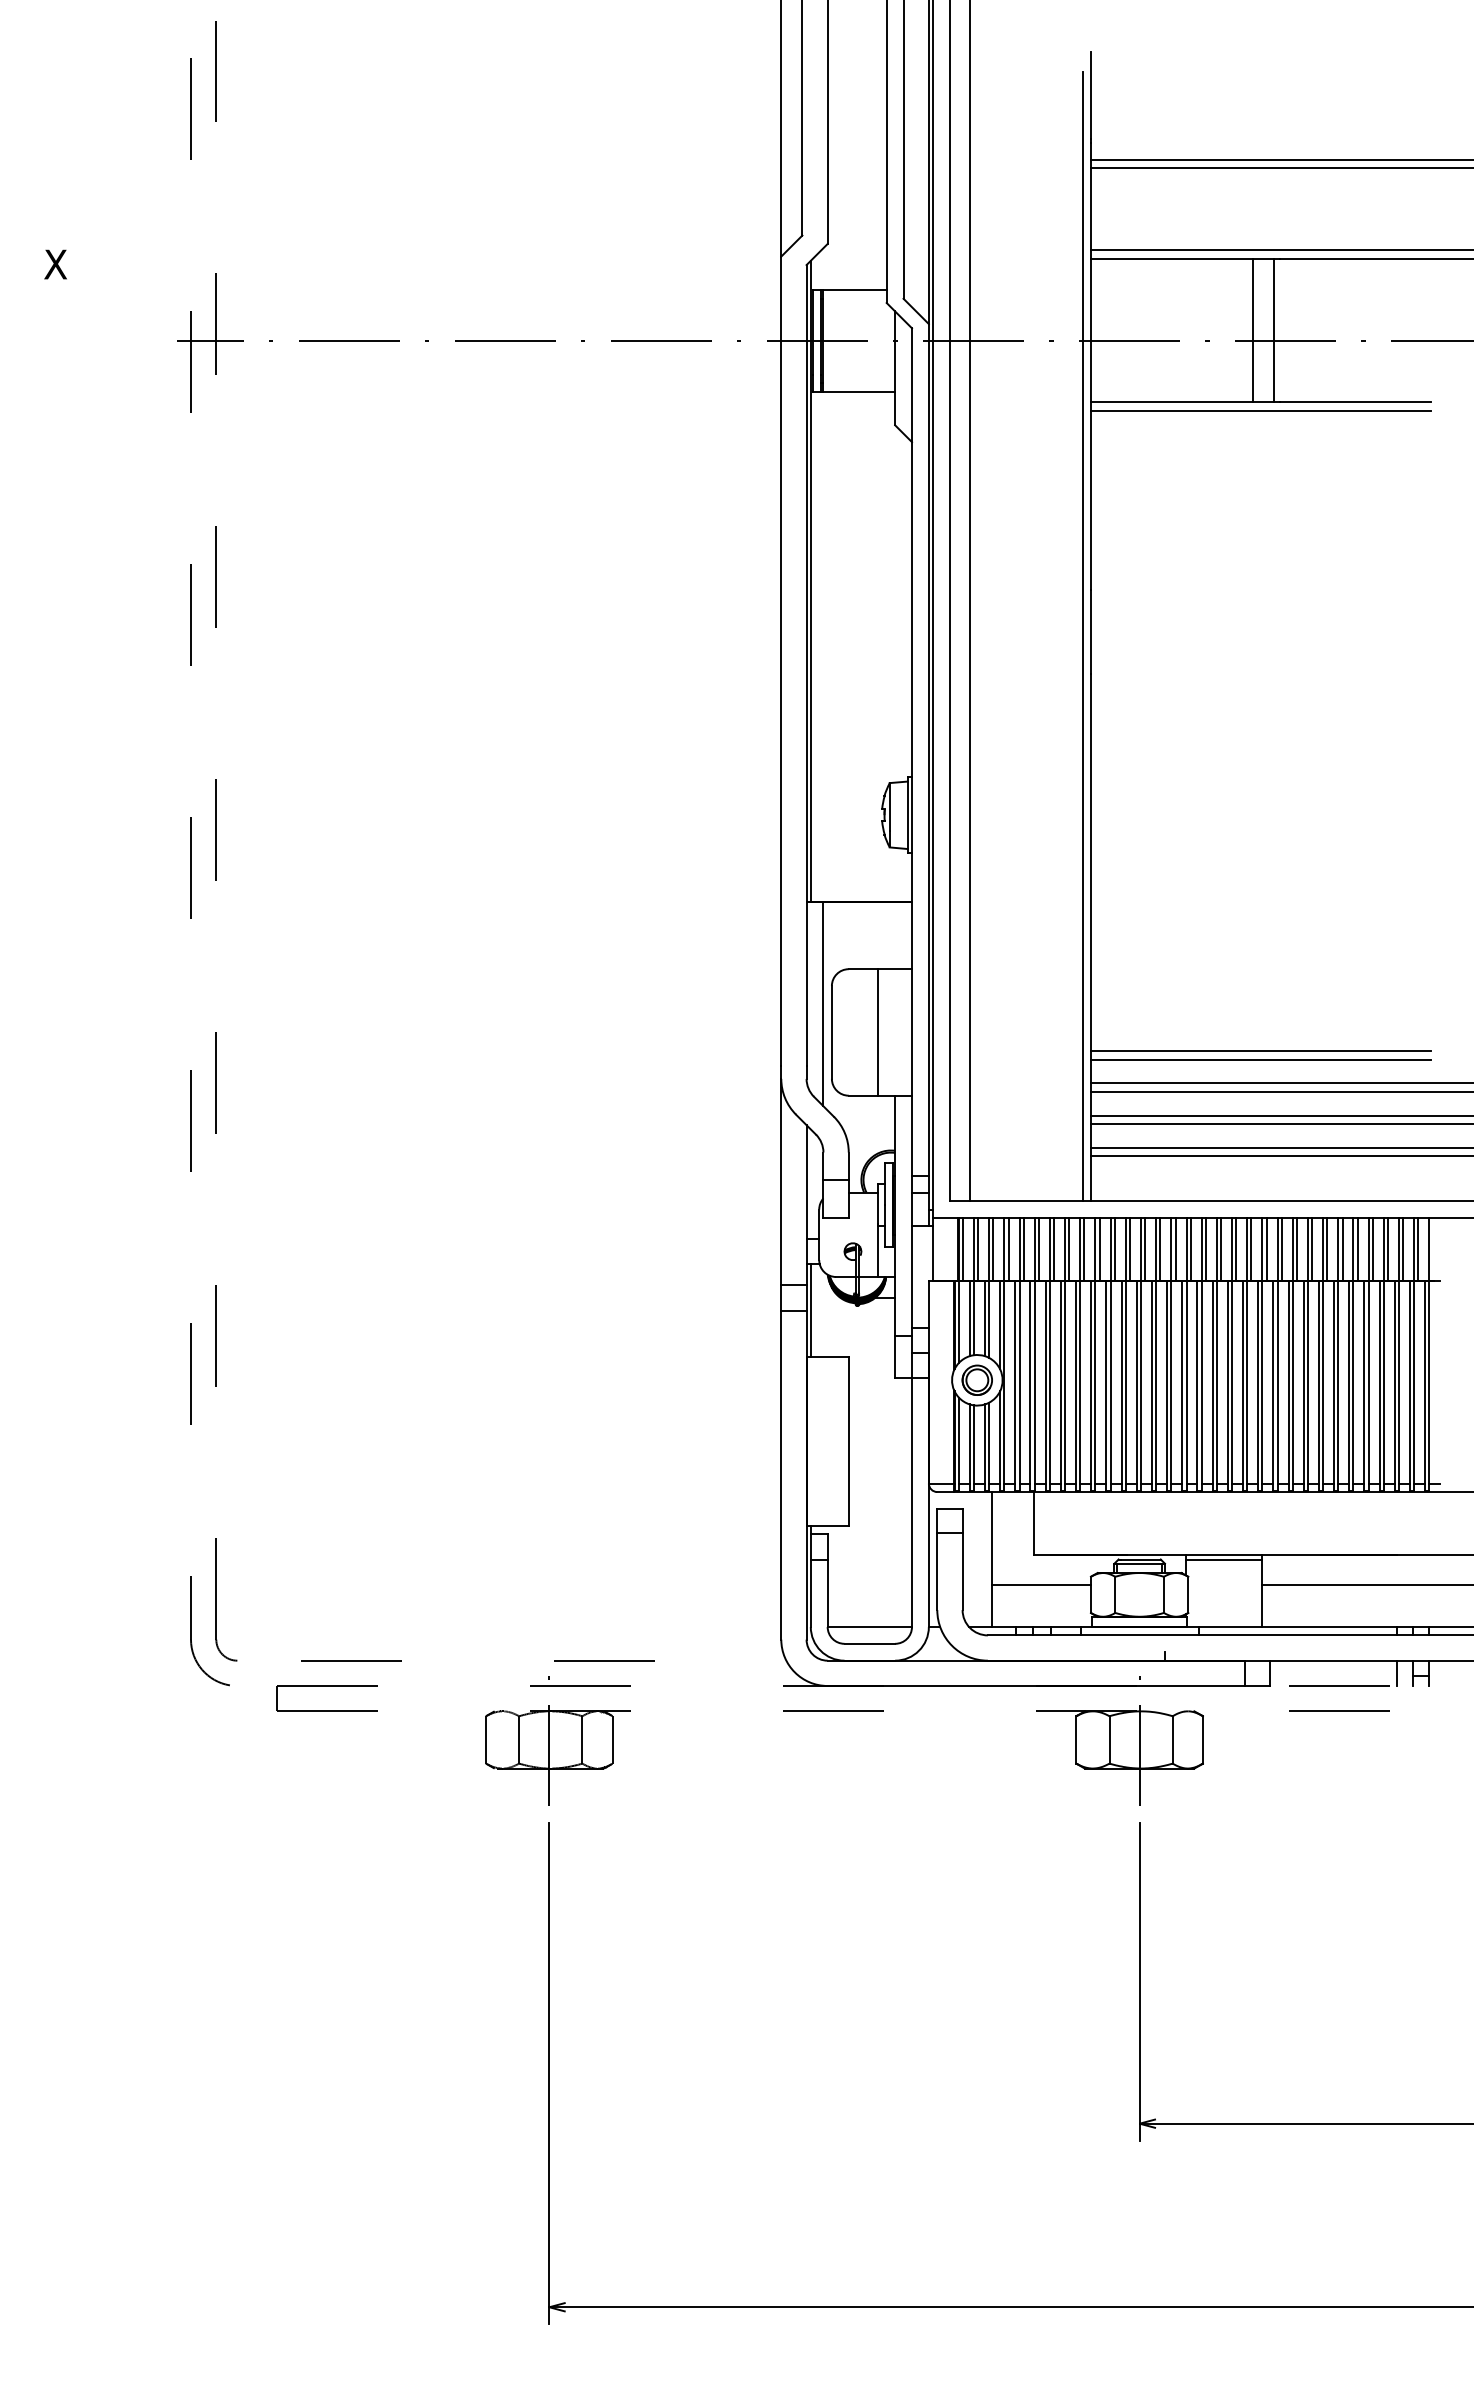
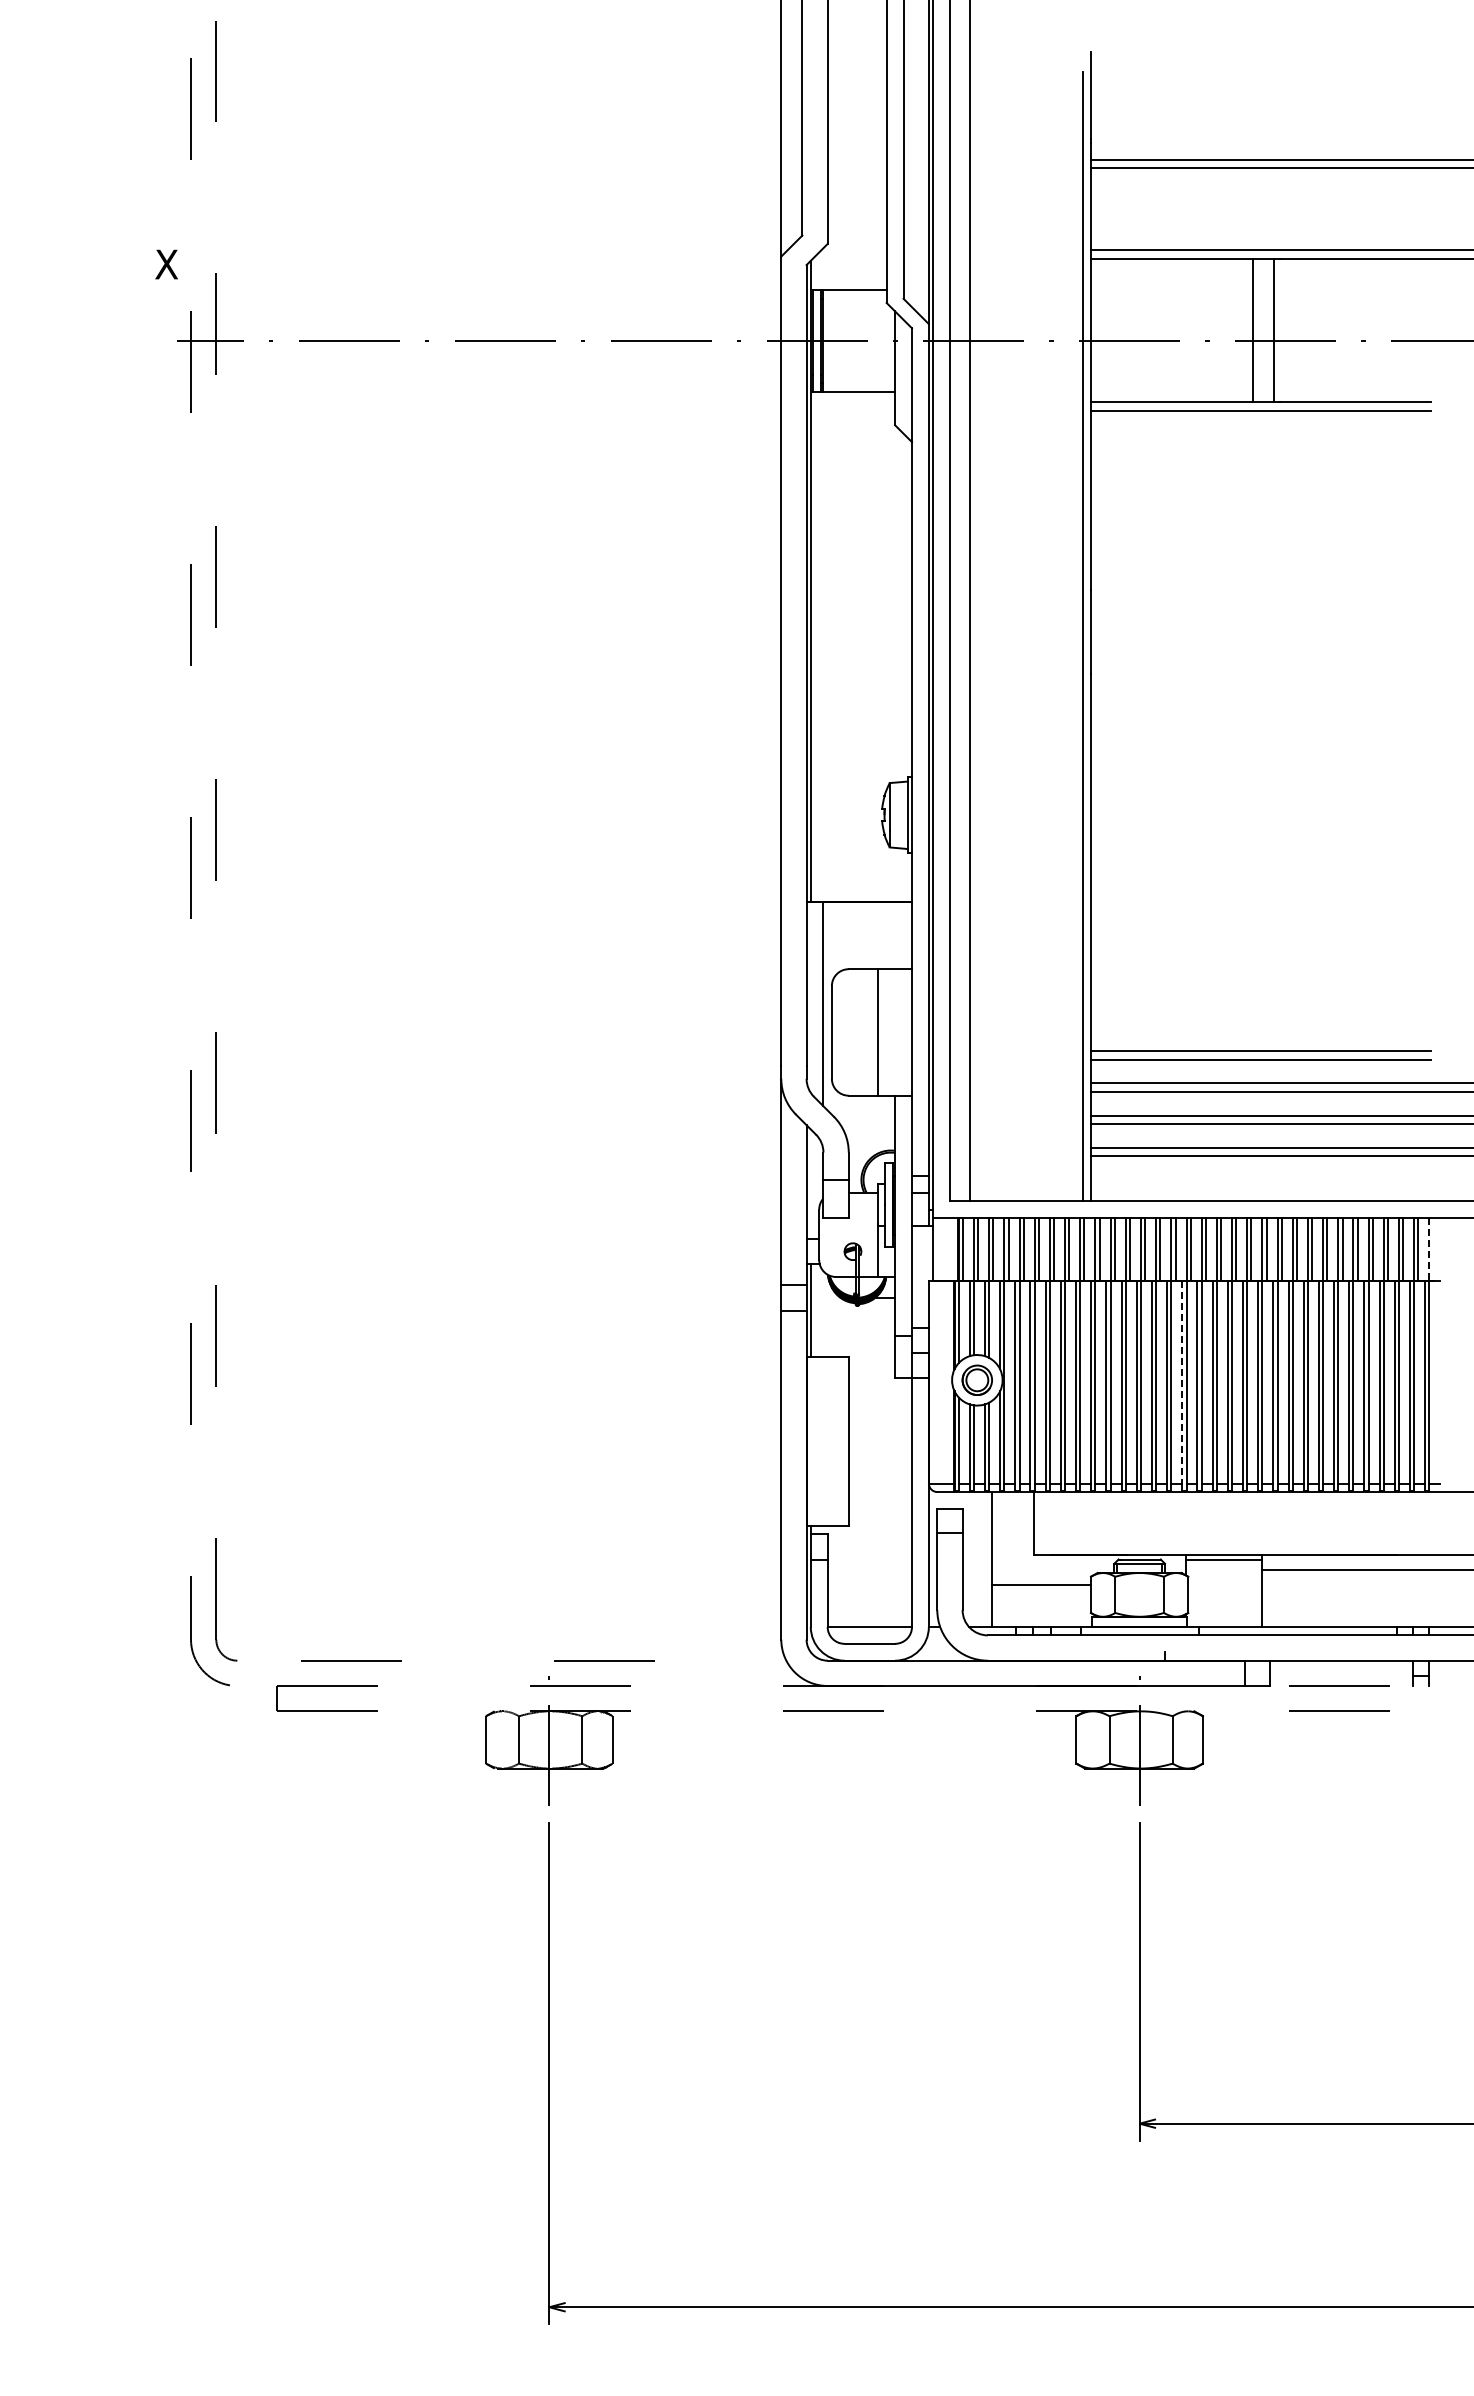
text position: (55, 264) -> (166, 264) (166, 264)
line: solid -> dashed (1429, 1249)
line: solid -> dashed (1182, 1382)
line position: (1365, 1584) -> (1365, 1569) (1365, 1569)
line: present -> none (1396, 1672)
